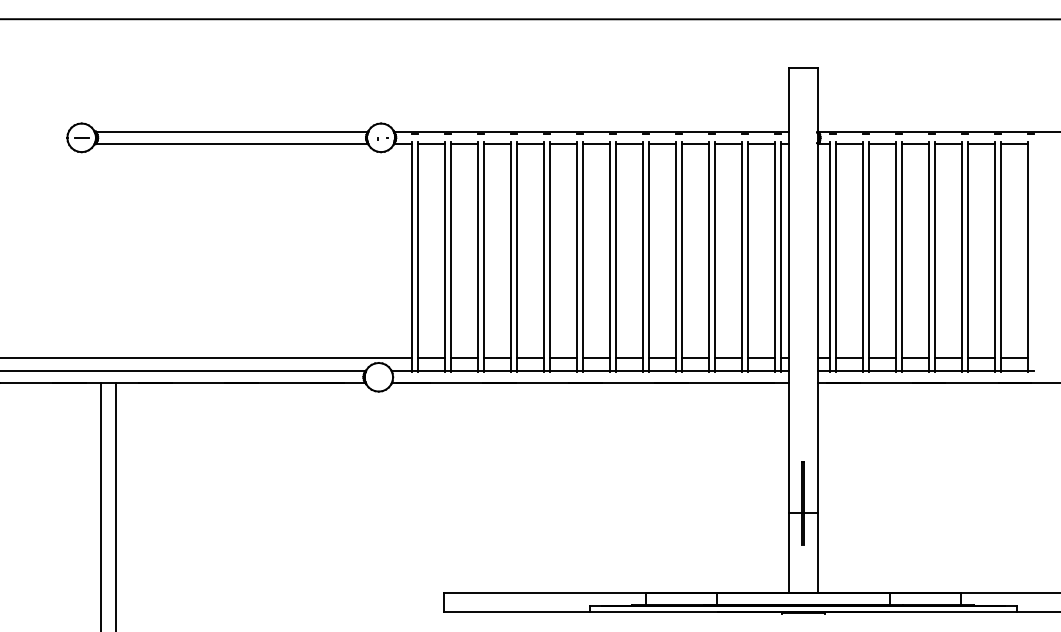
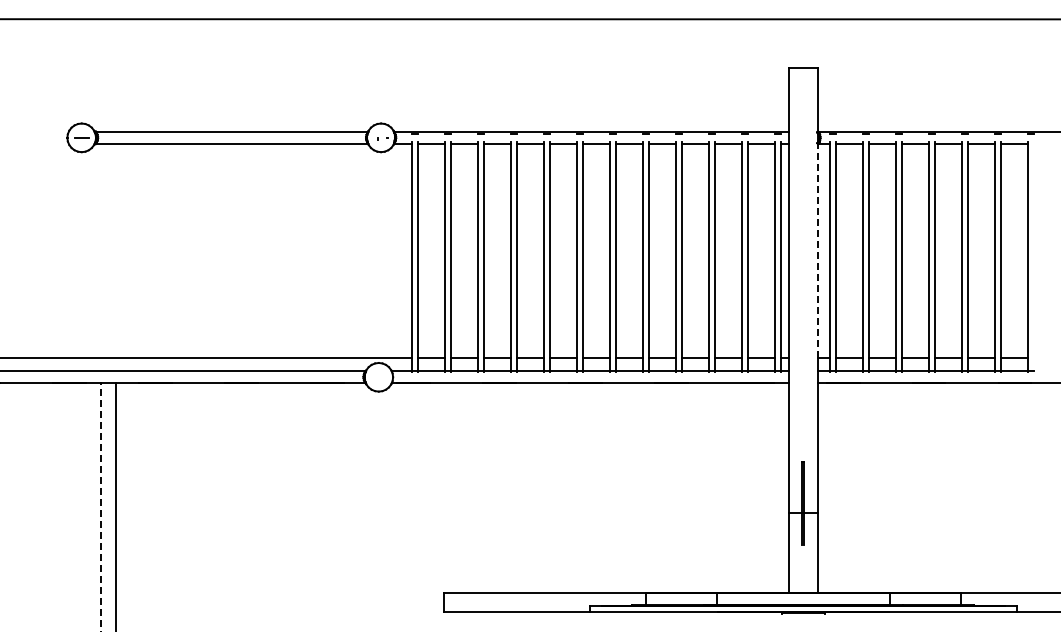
line: solid -> dashed (817, 250)
line: solid -> dashed (100, 507)
